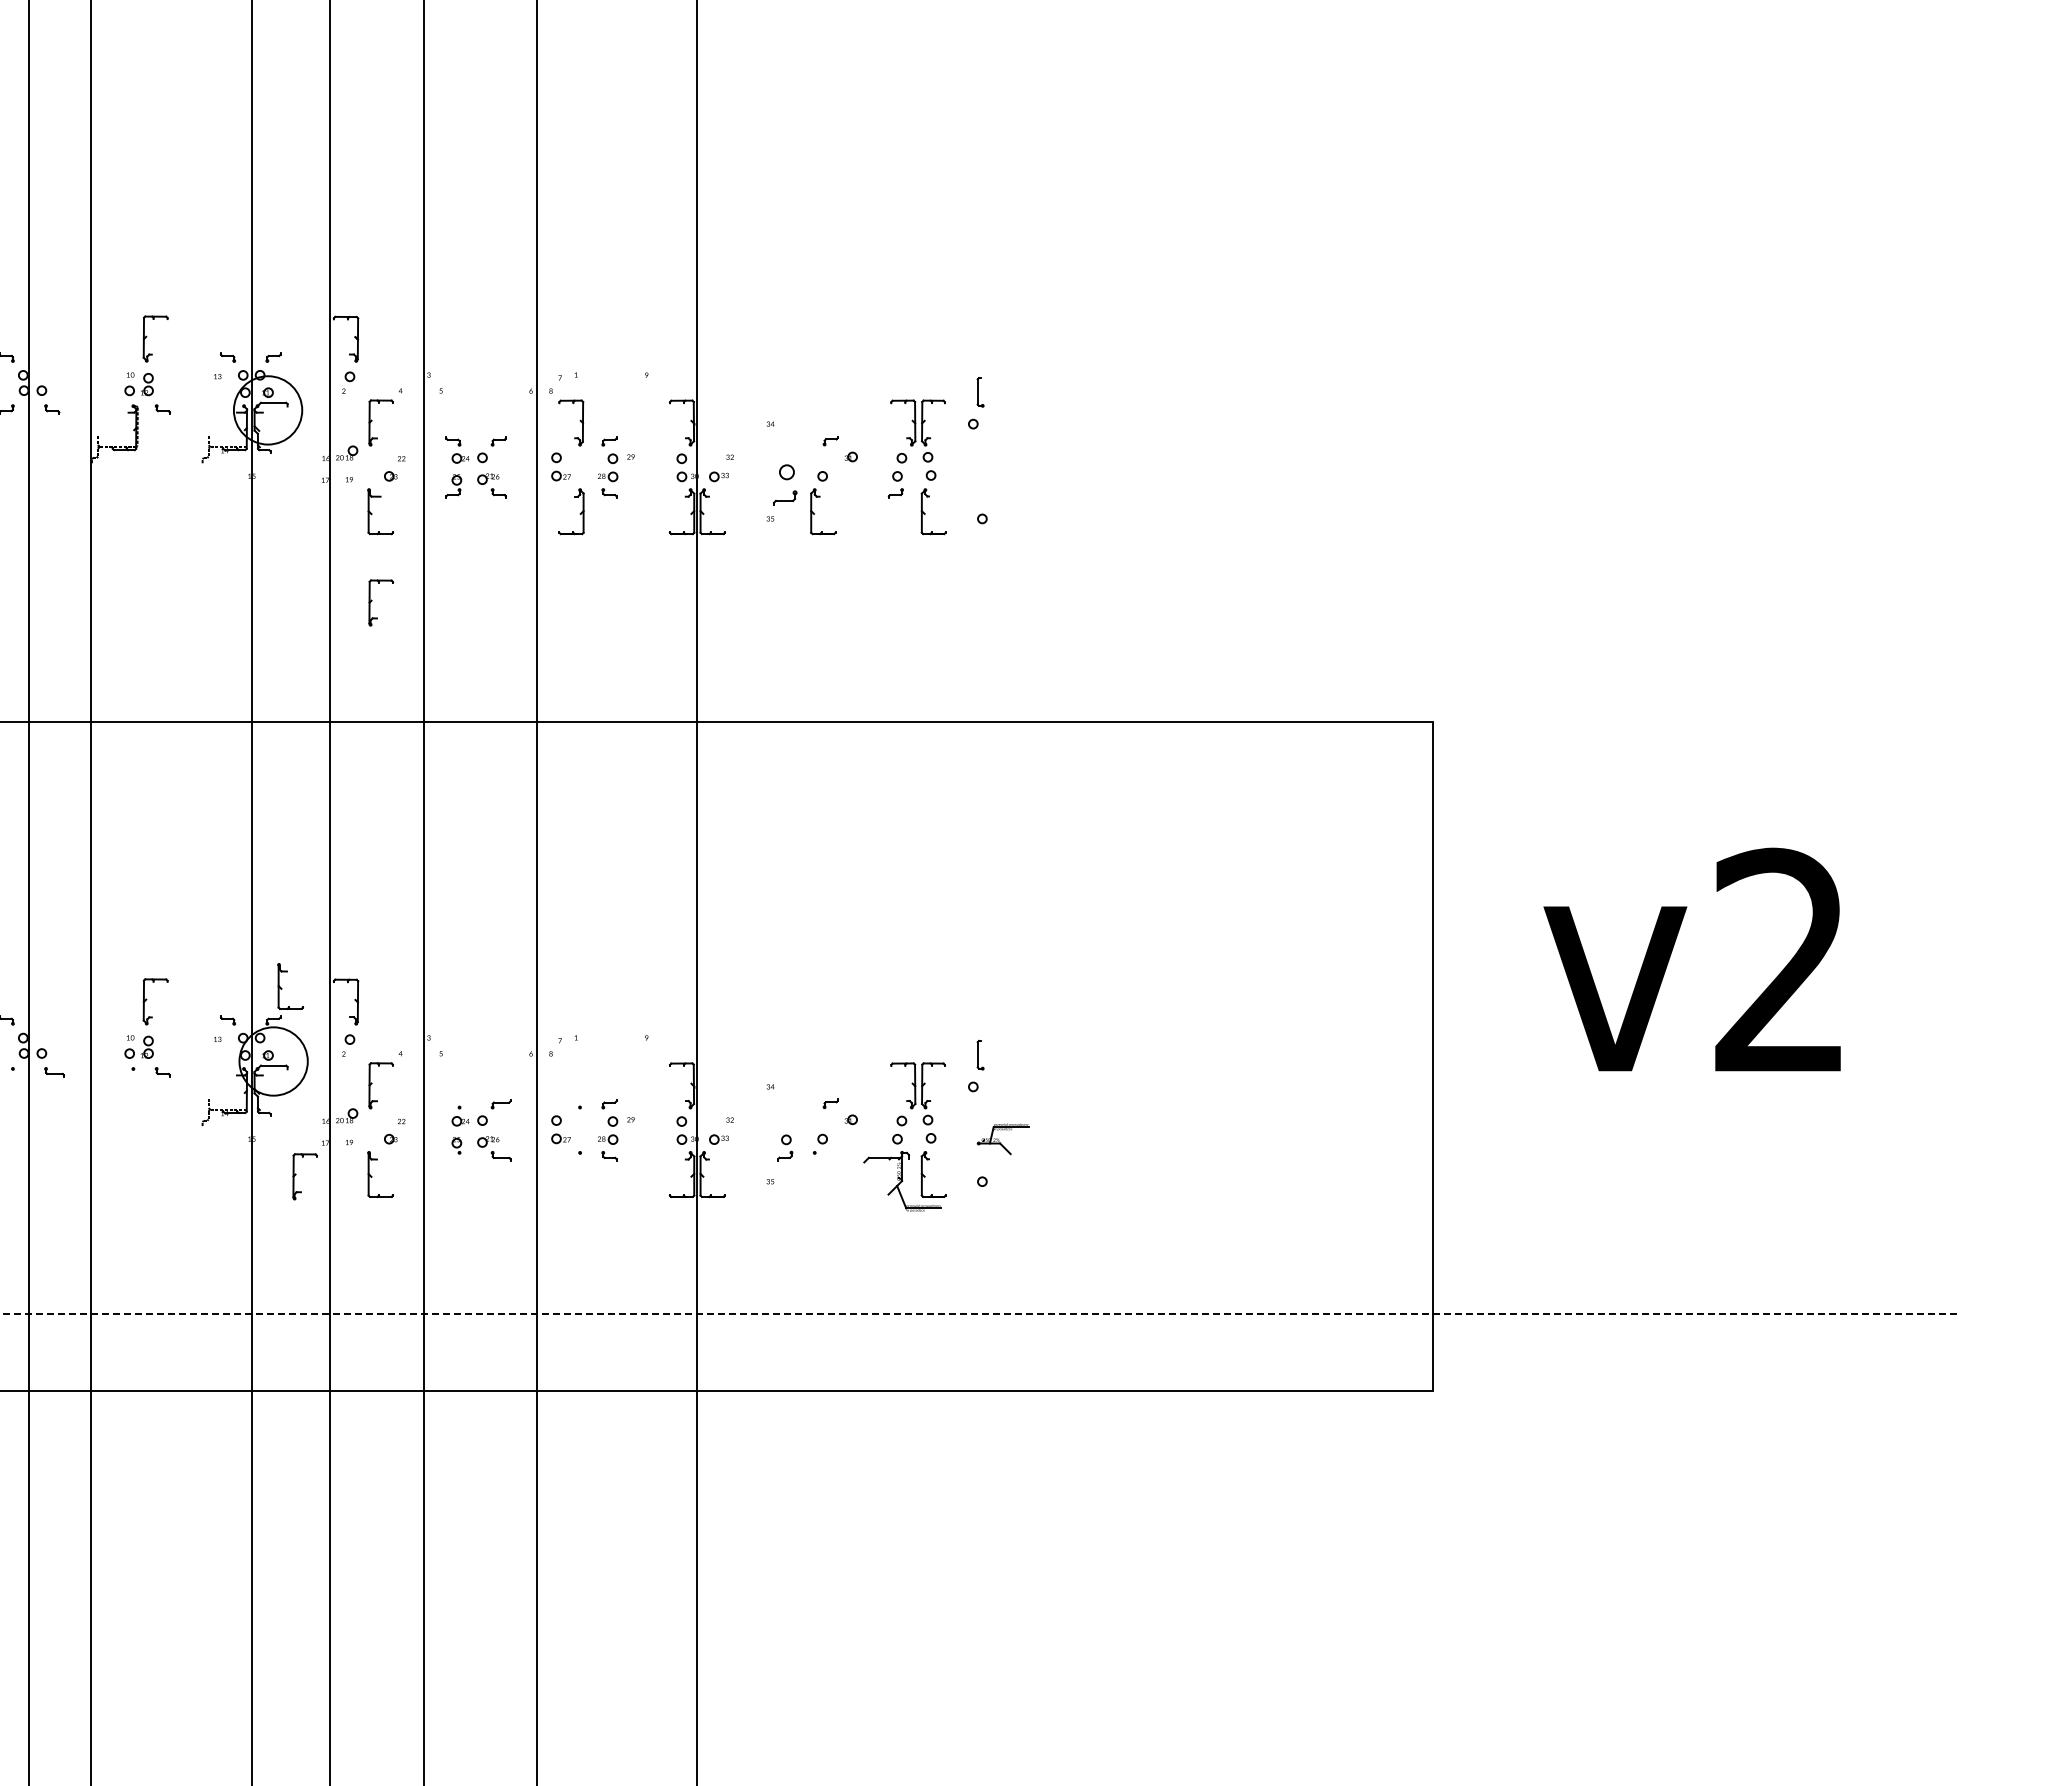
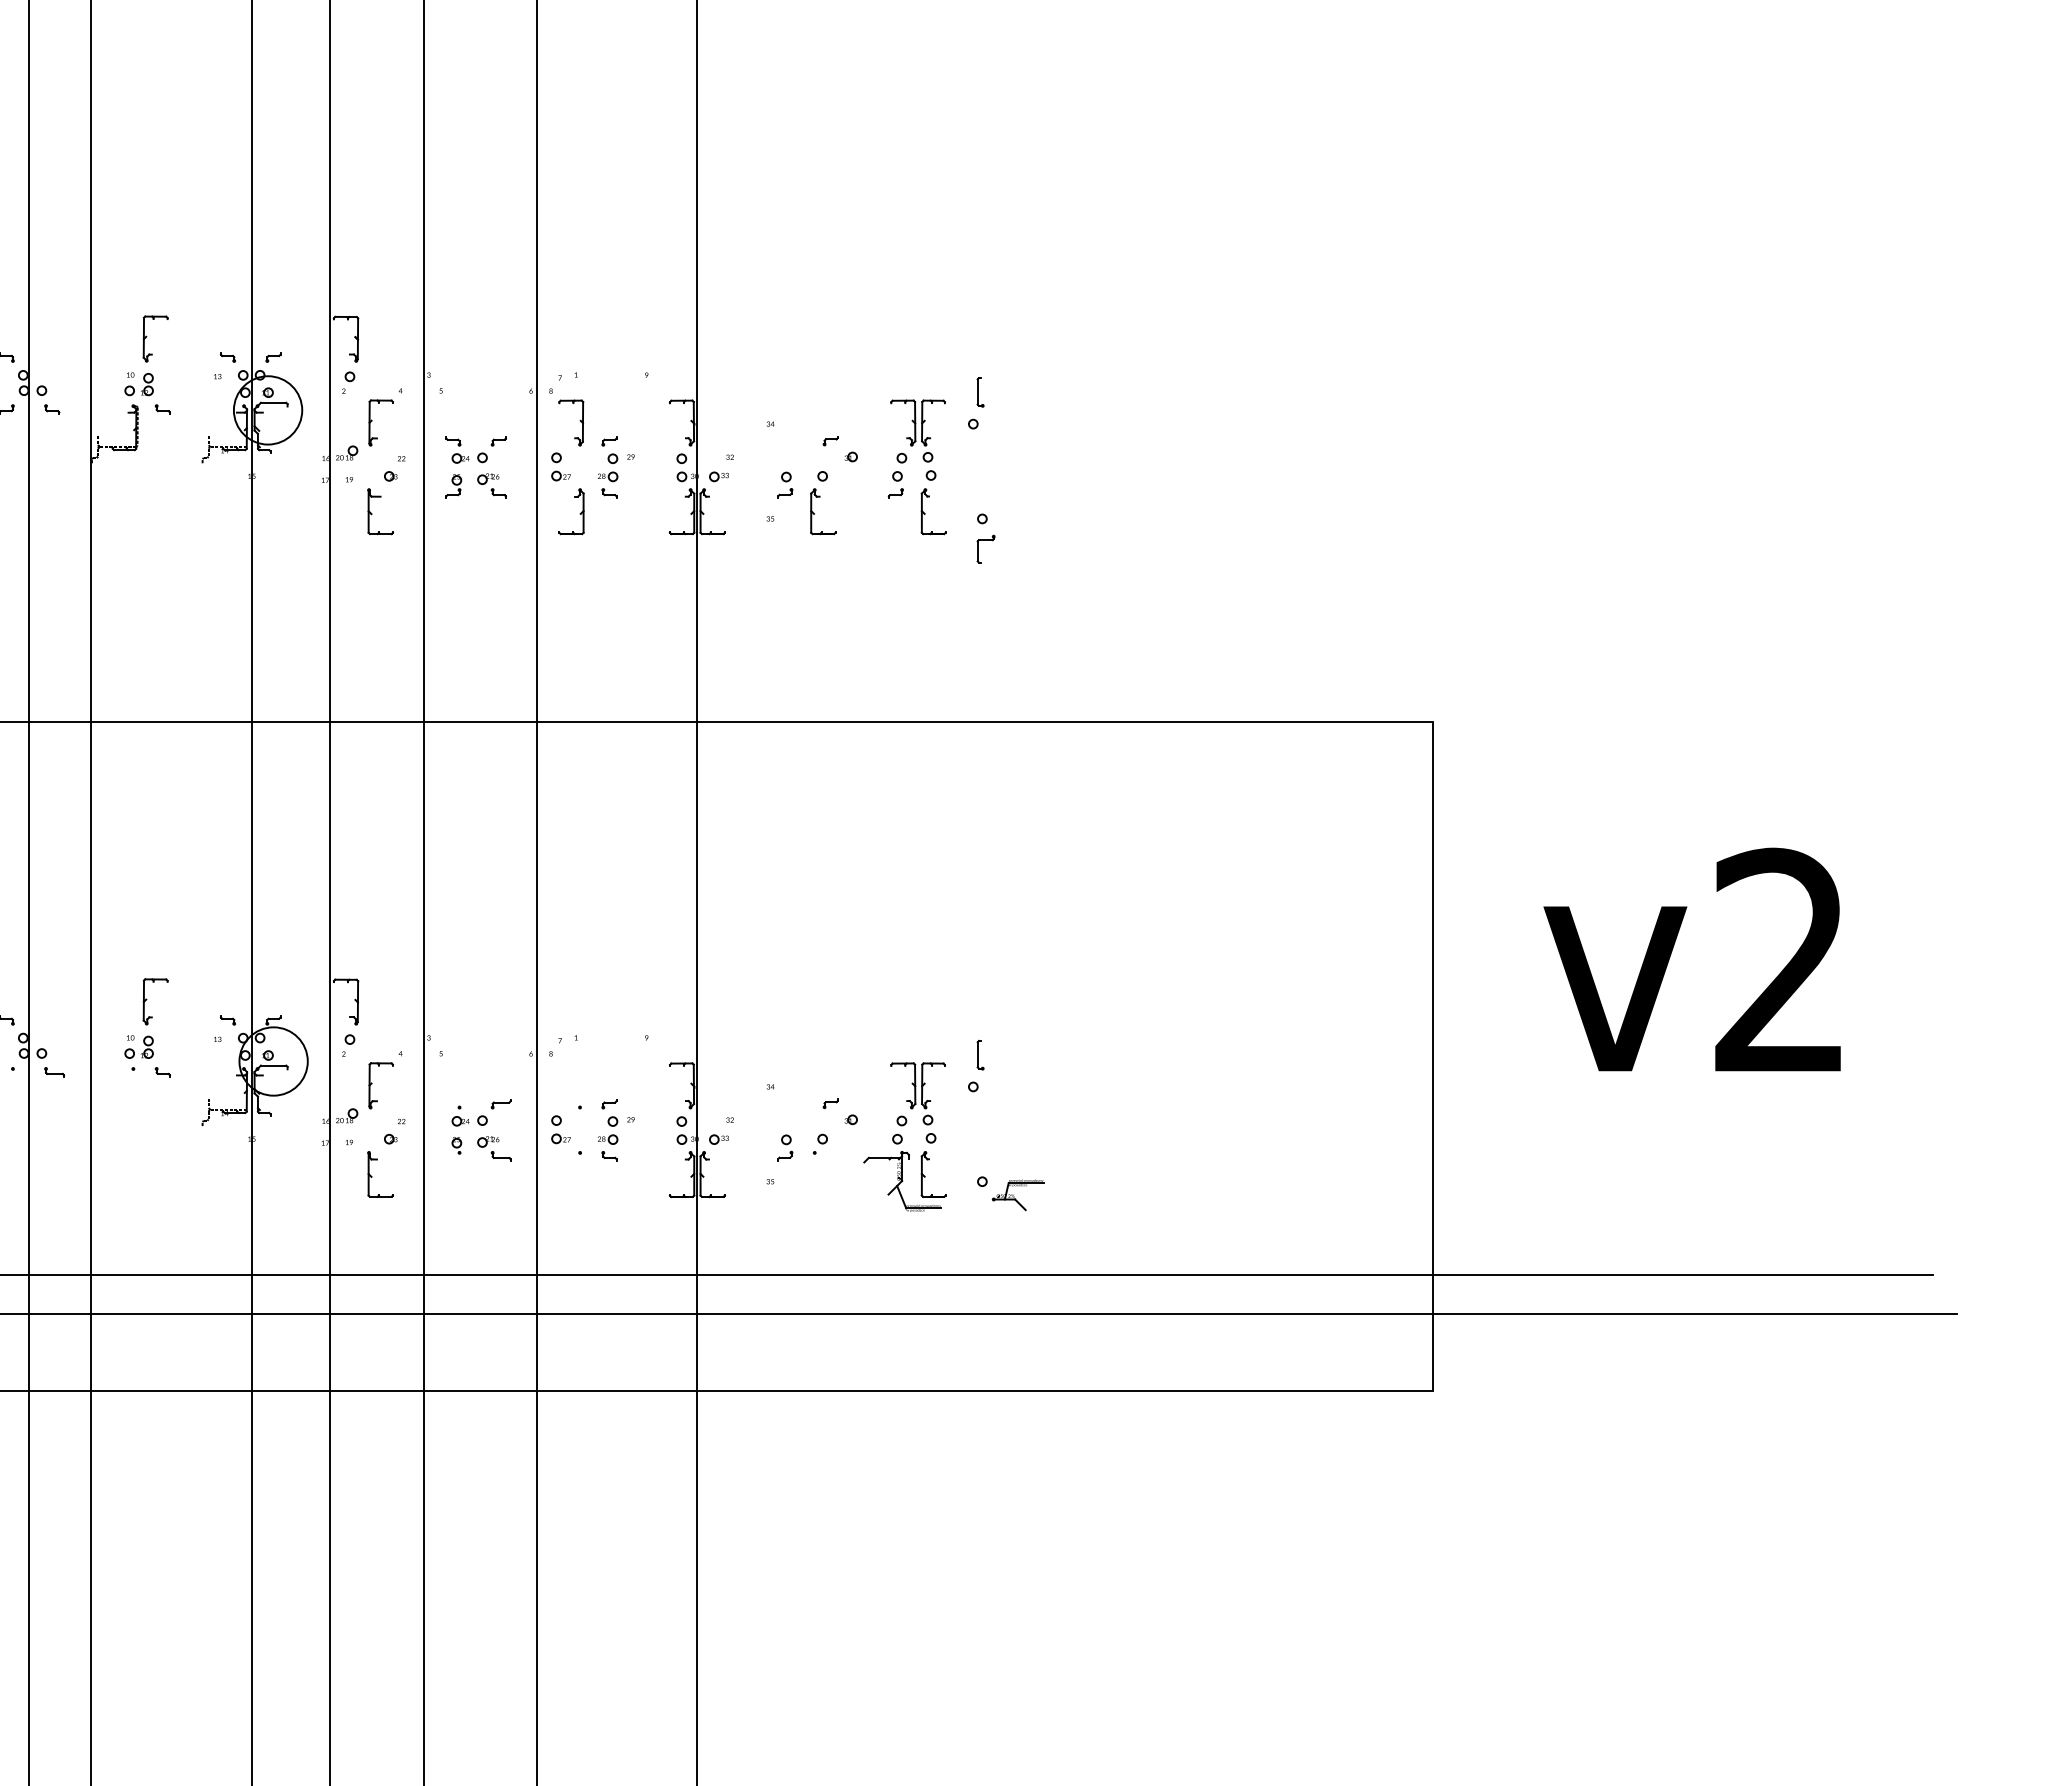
part size: 25x42 px -> 17x28 px (785, 484)
part: none -> present (978, 548)
part: present -> none (372, 601)
part: present -> none (282, 988)
part position: (1002, 1139) -> (1017, 1195) (1017, 1195)
part: present -> none (296, 1174)
line: none -> present (967, 1274)
line: dashed -> solid (978, 1314)
